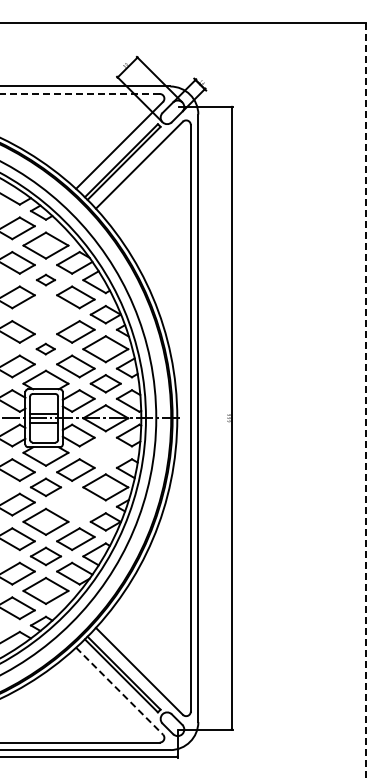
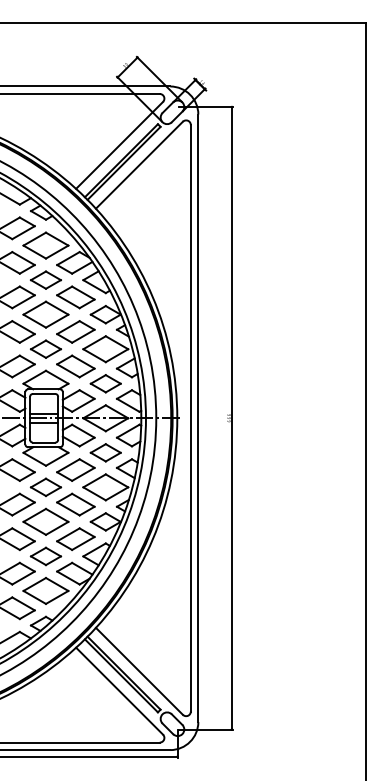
line: dashed -> solid (79, 93)
part size: 20x14 px -> 32x20 px (45, 279)
part: none -> present (45, 314)
part size: 21x14 px -> 33x20 px (45, 348)
line: dashed -> solid (365, 402)
part: none -> present (105, 452)
part: none -> present (75, 504)
line: dashed -> solid (119, 691)
